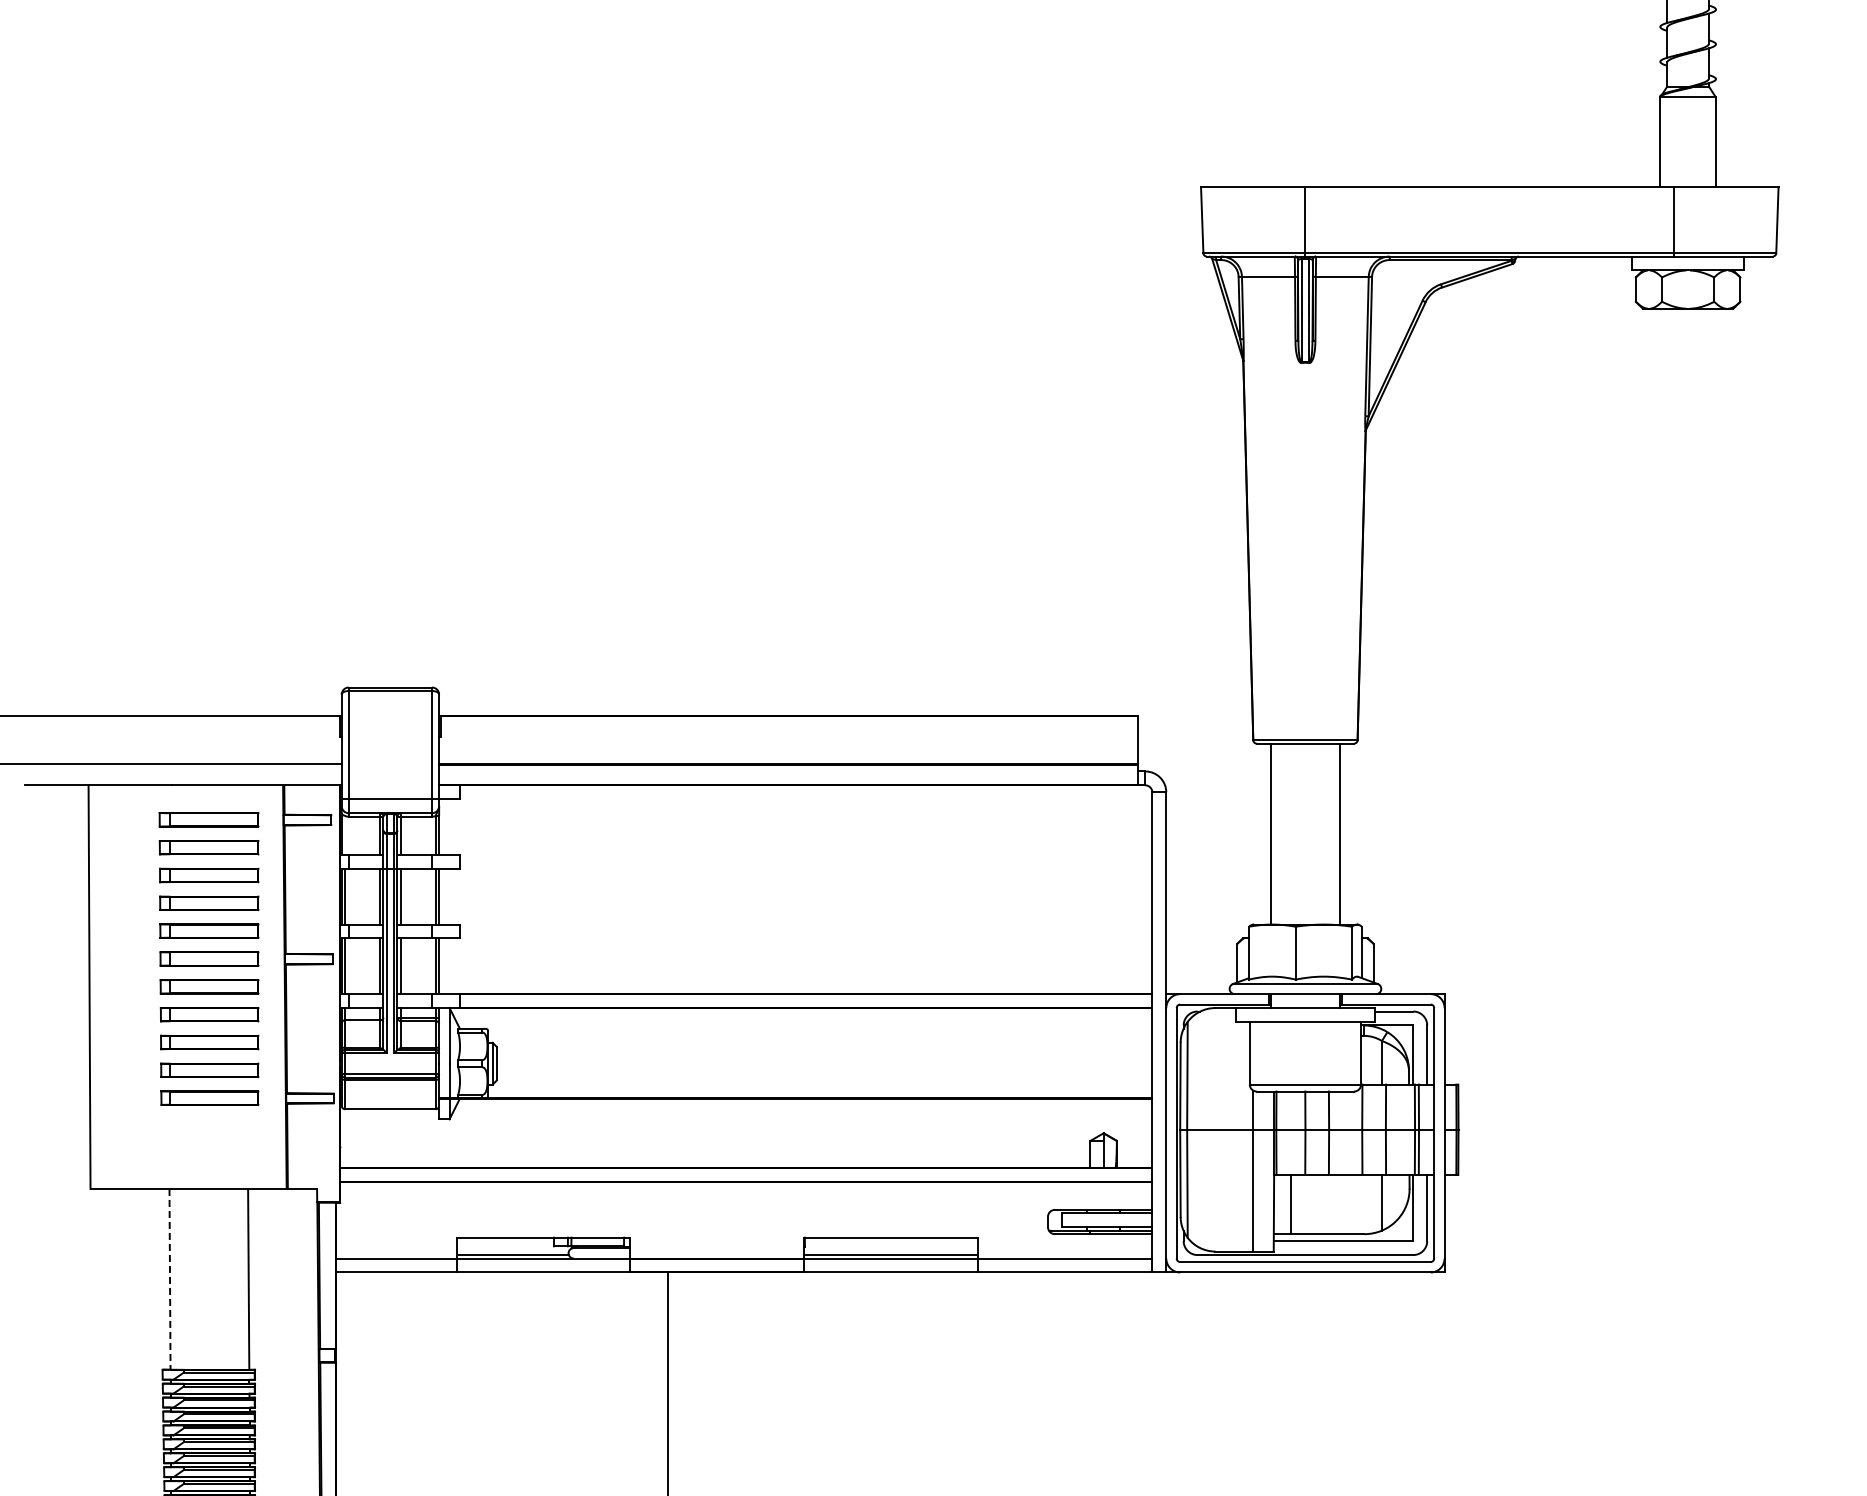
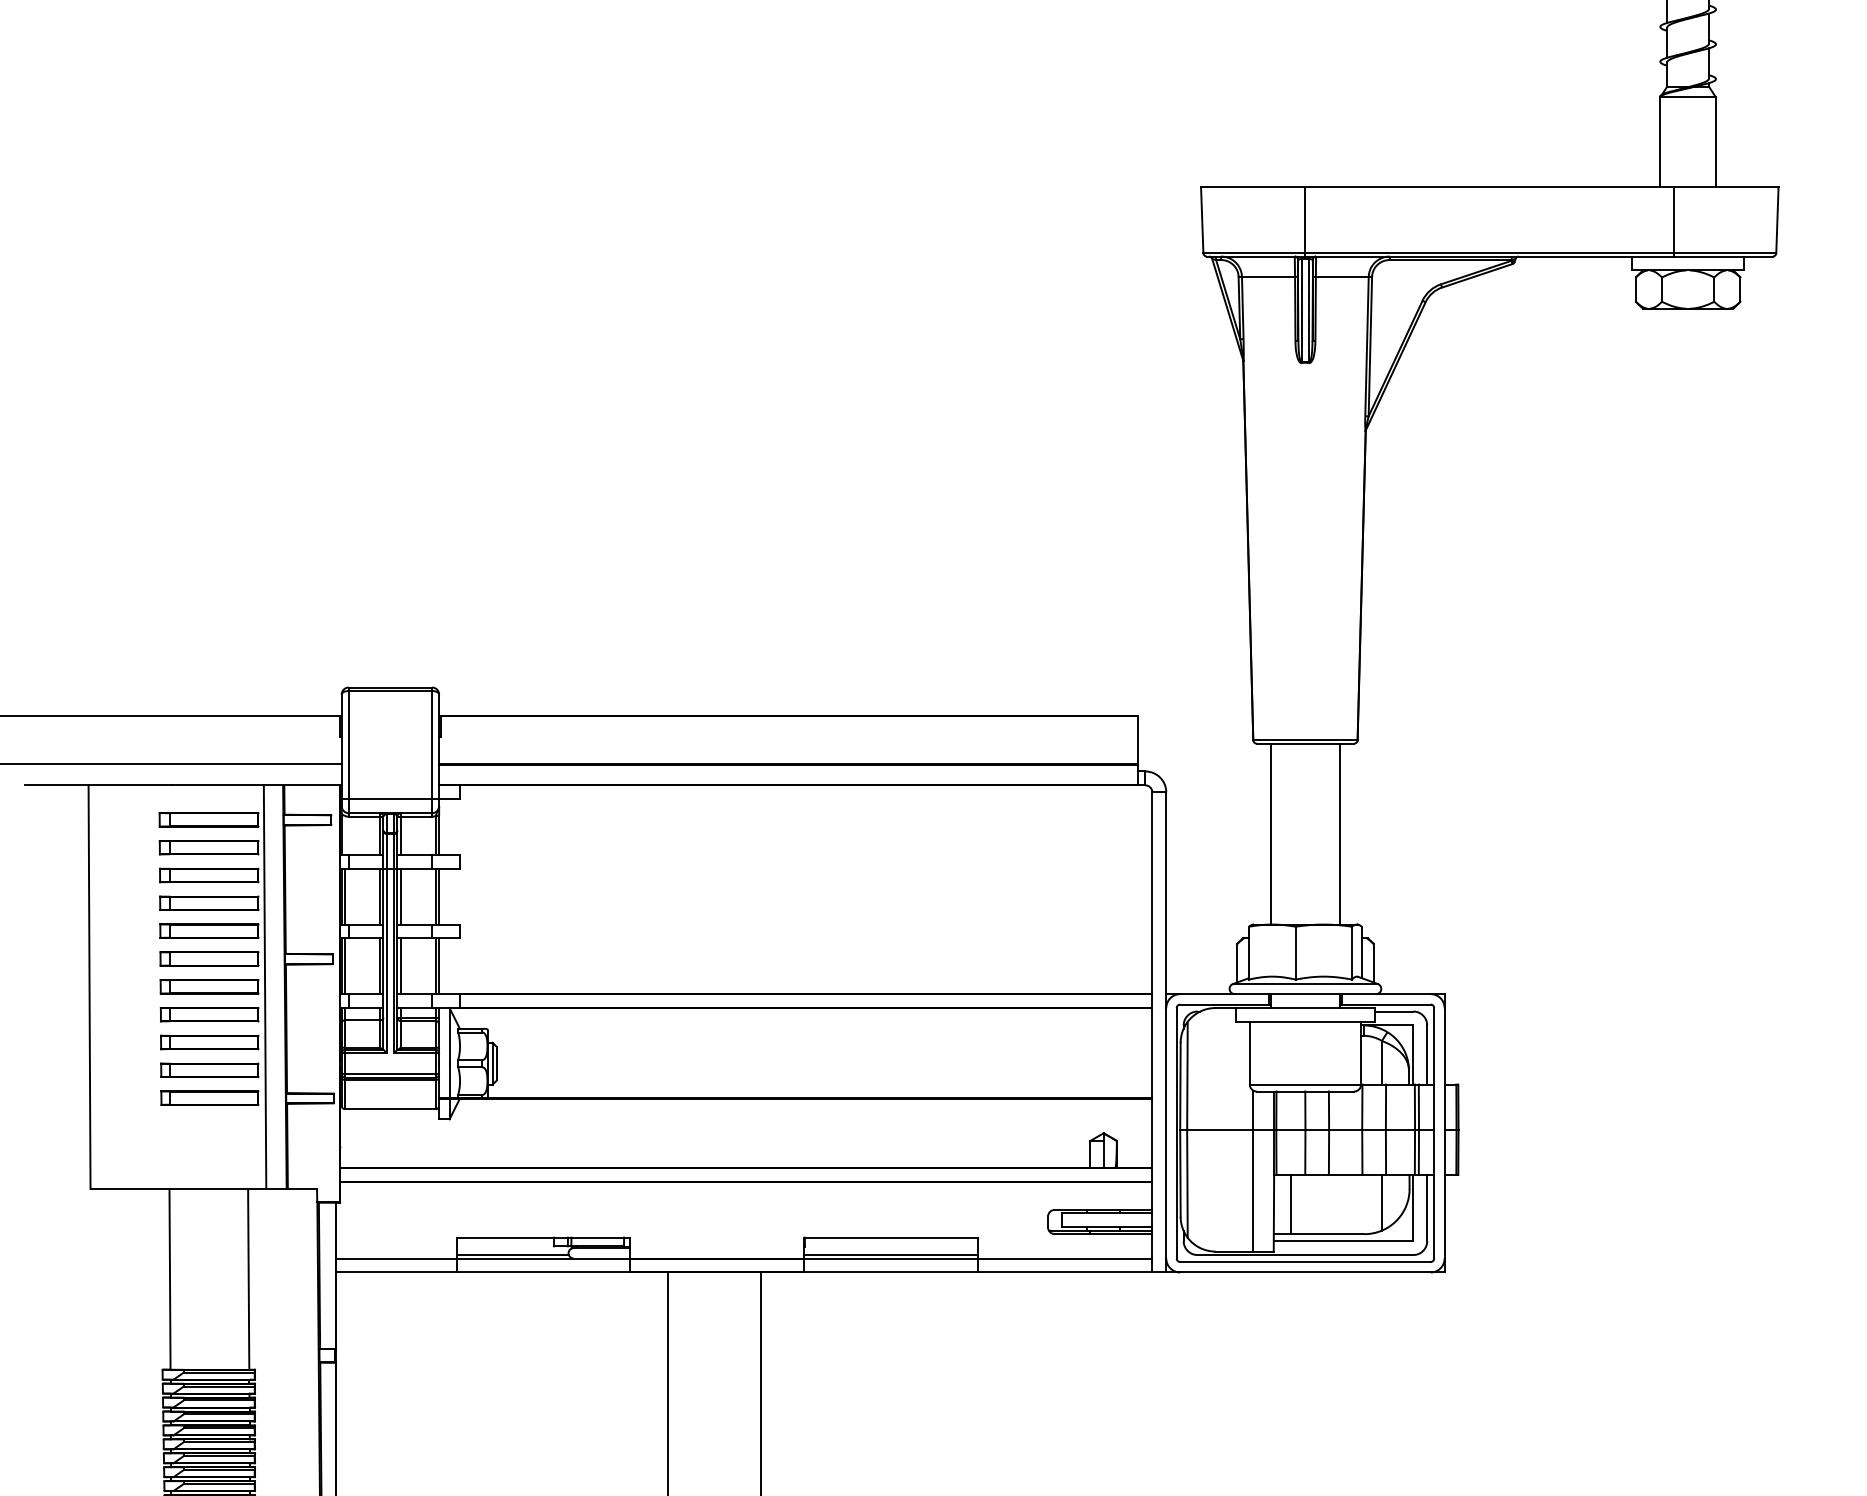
line: none -> present (264, 986)
line: dashed -> solid (170, 1278)
line: none -> present (761, 1382)
